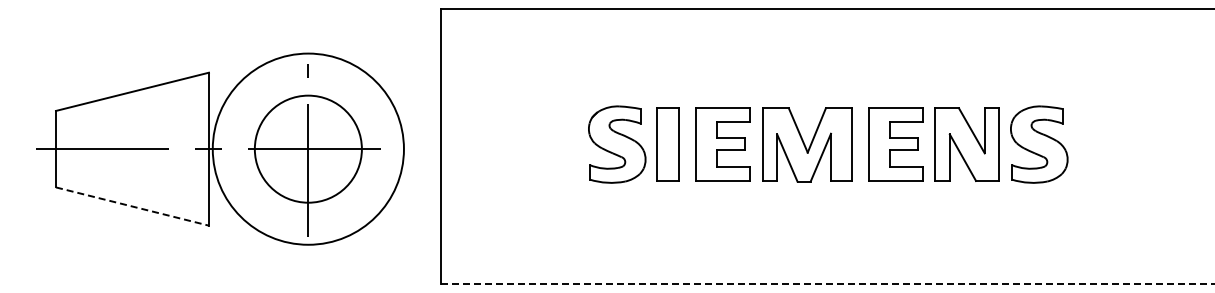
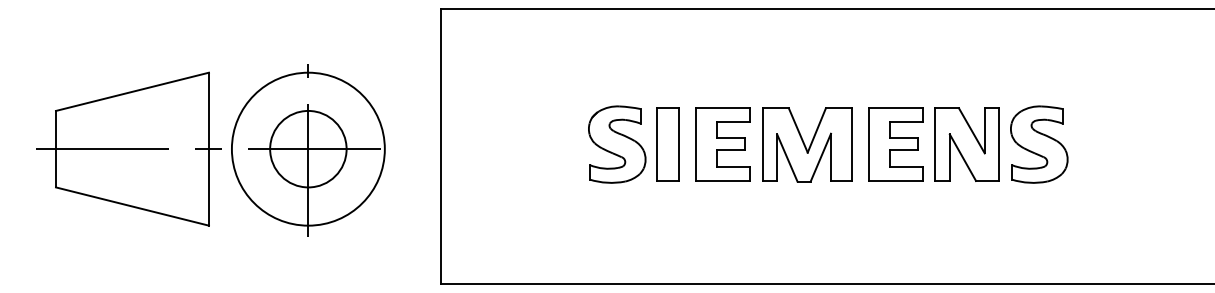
circle diameter: 107 px -> 76 px (308, 148)
circle diameter: 191 px -> 153 px (307, 148)
line: dashed -> solid (132, 206)
line: dashed -> solid (828, 284)
